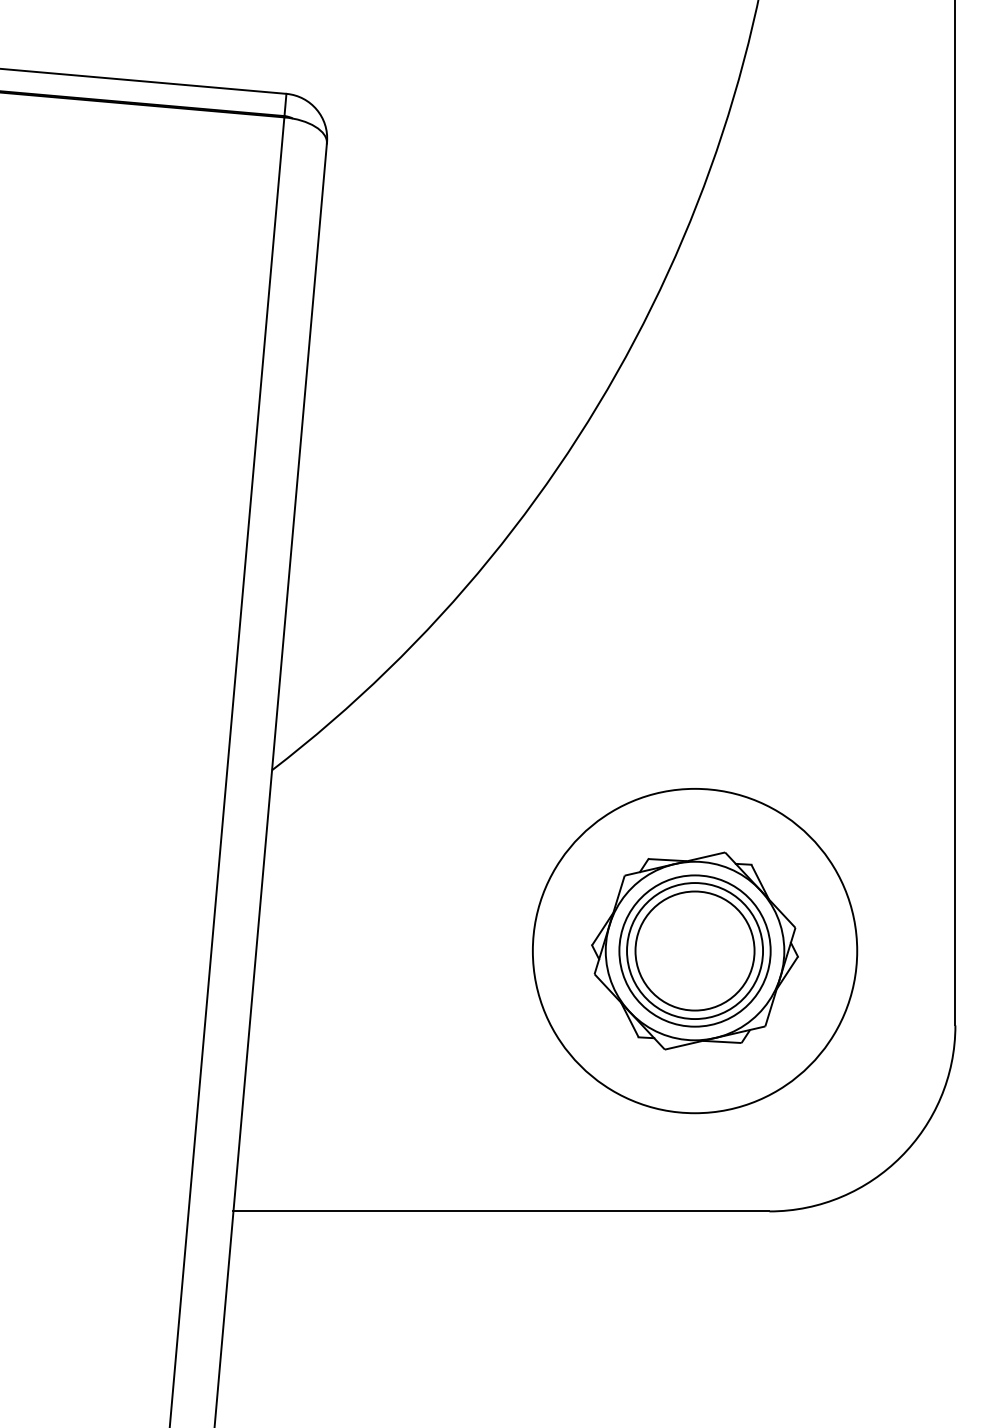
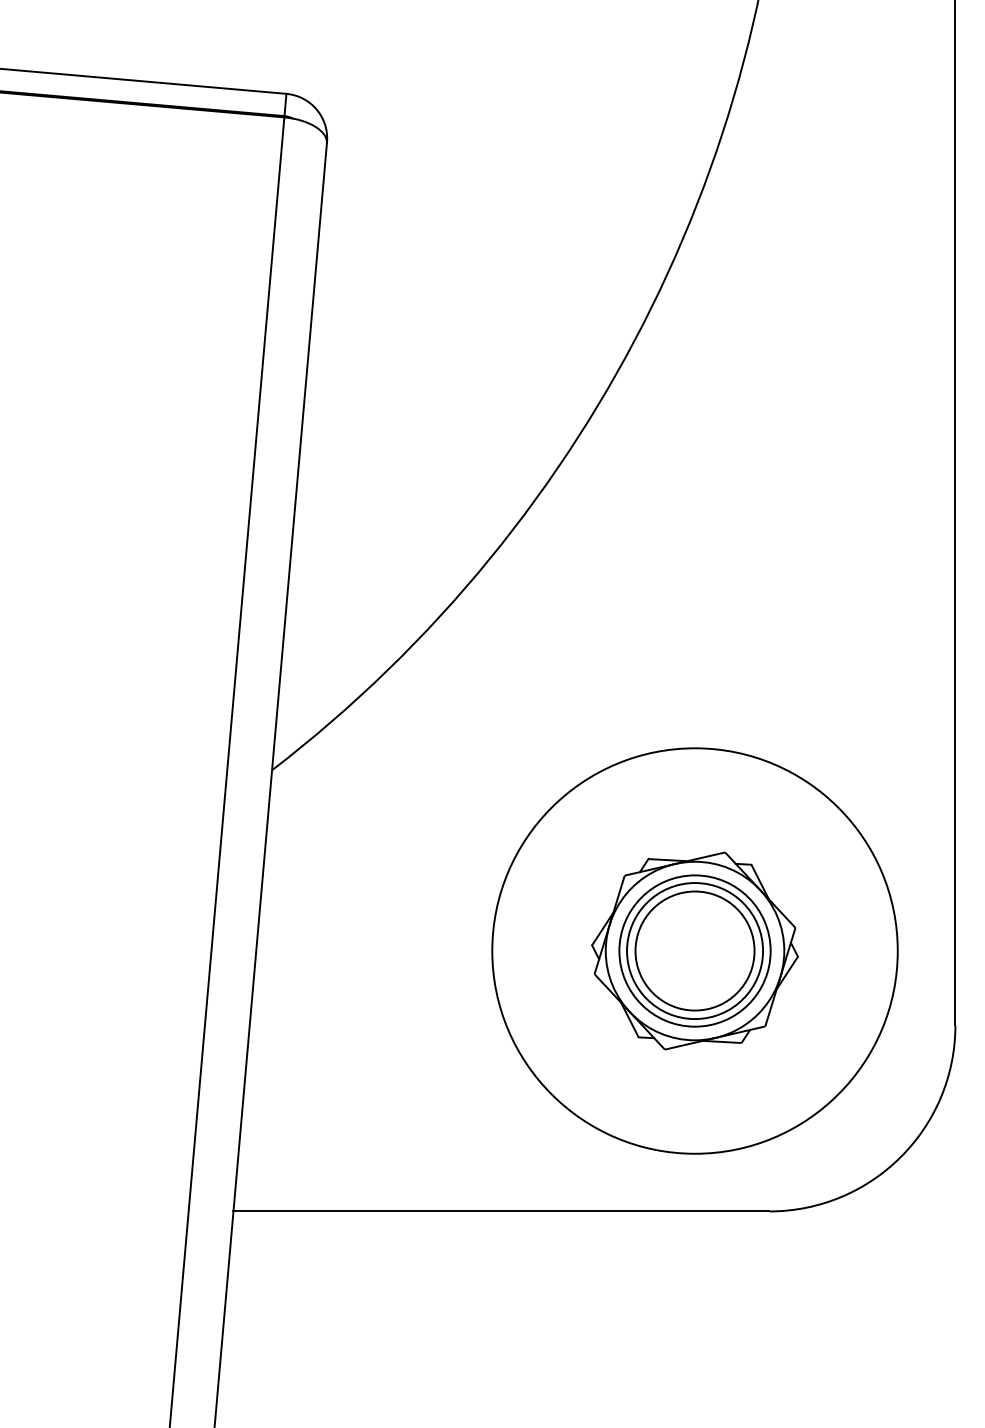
circle diameter: 324 px -> 405 px (694, 950)
